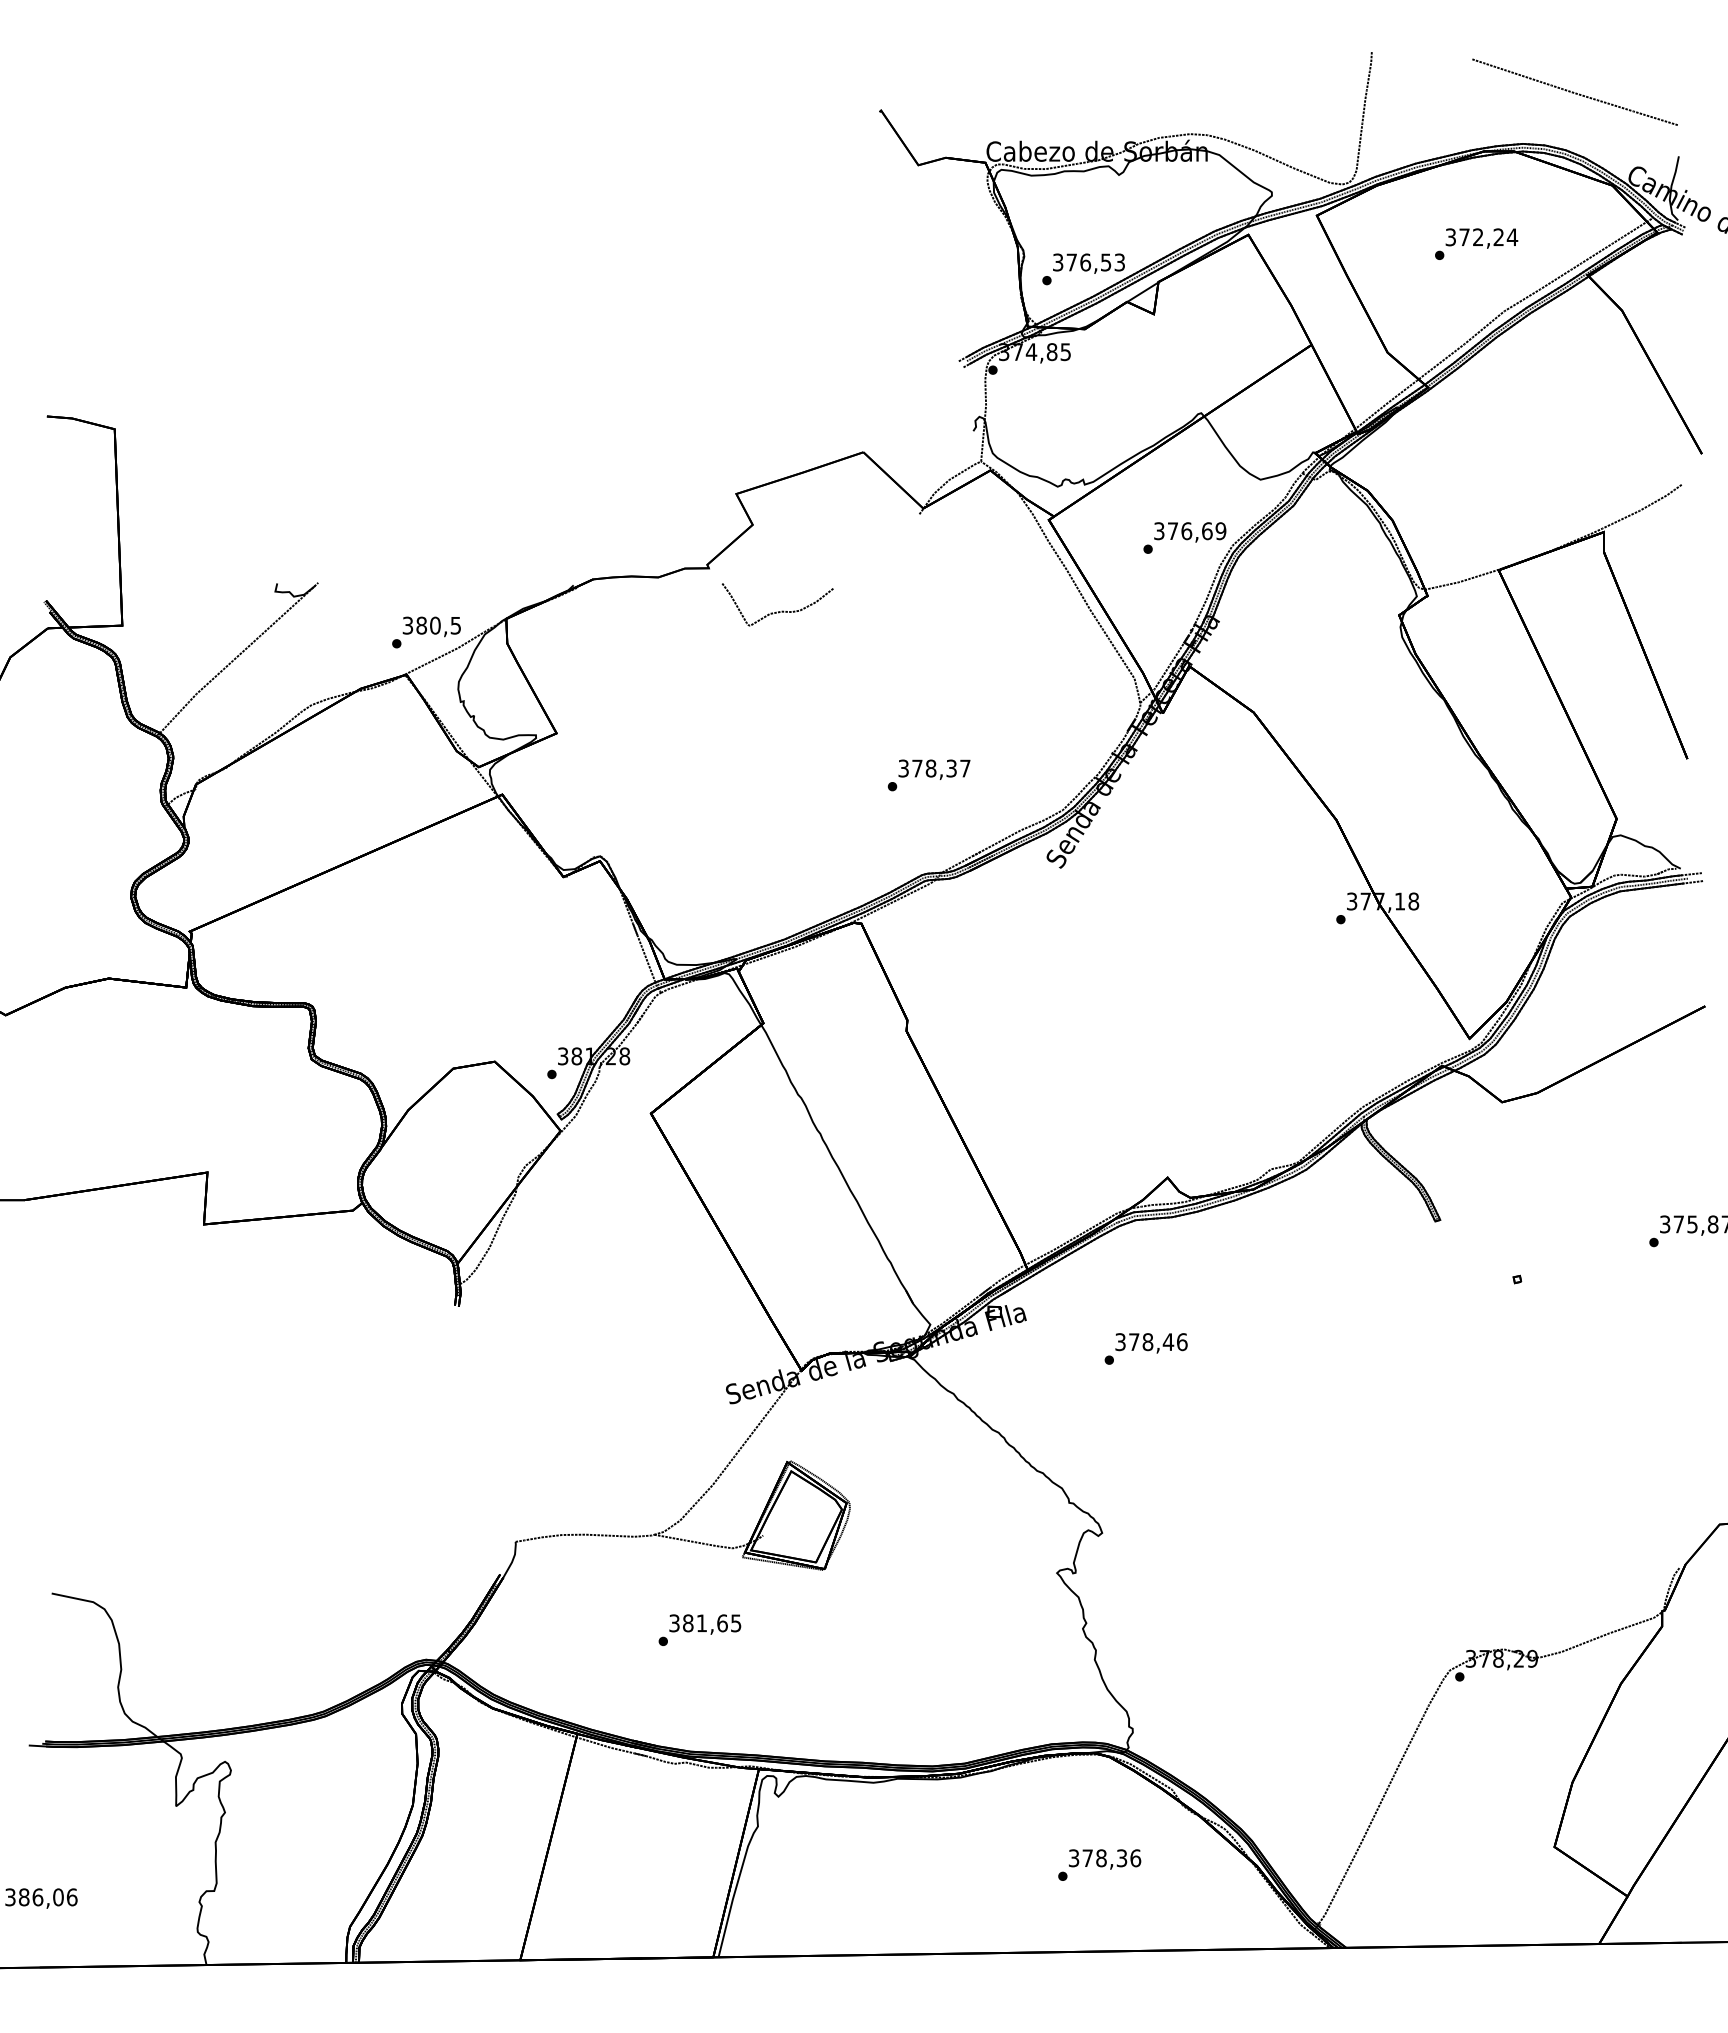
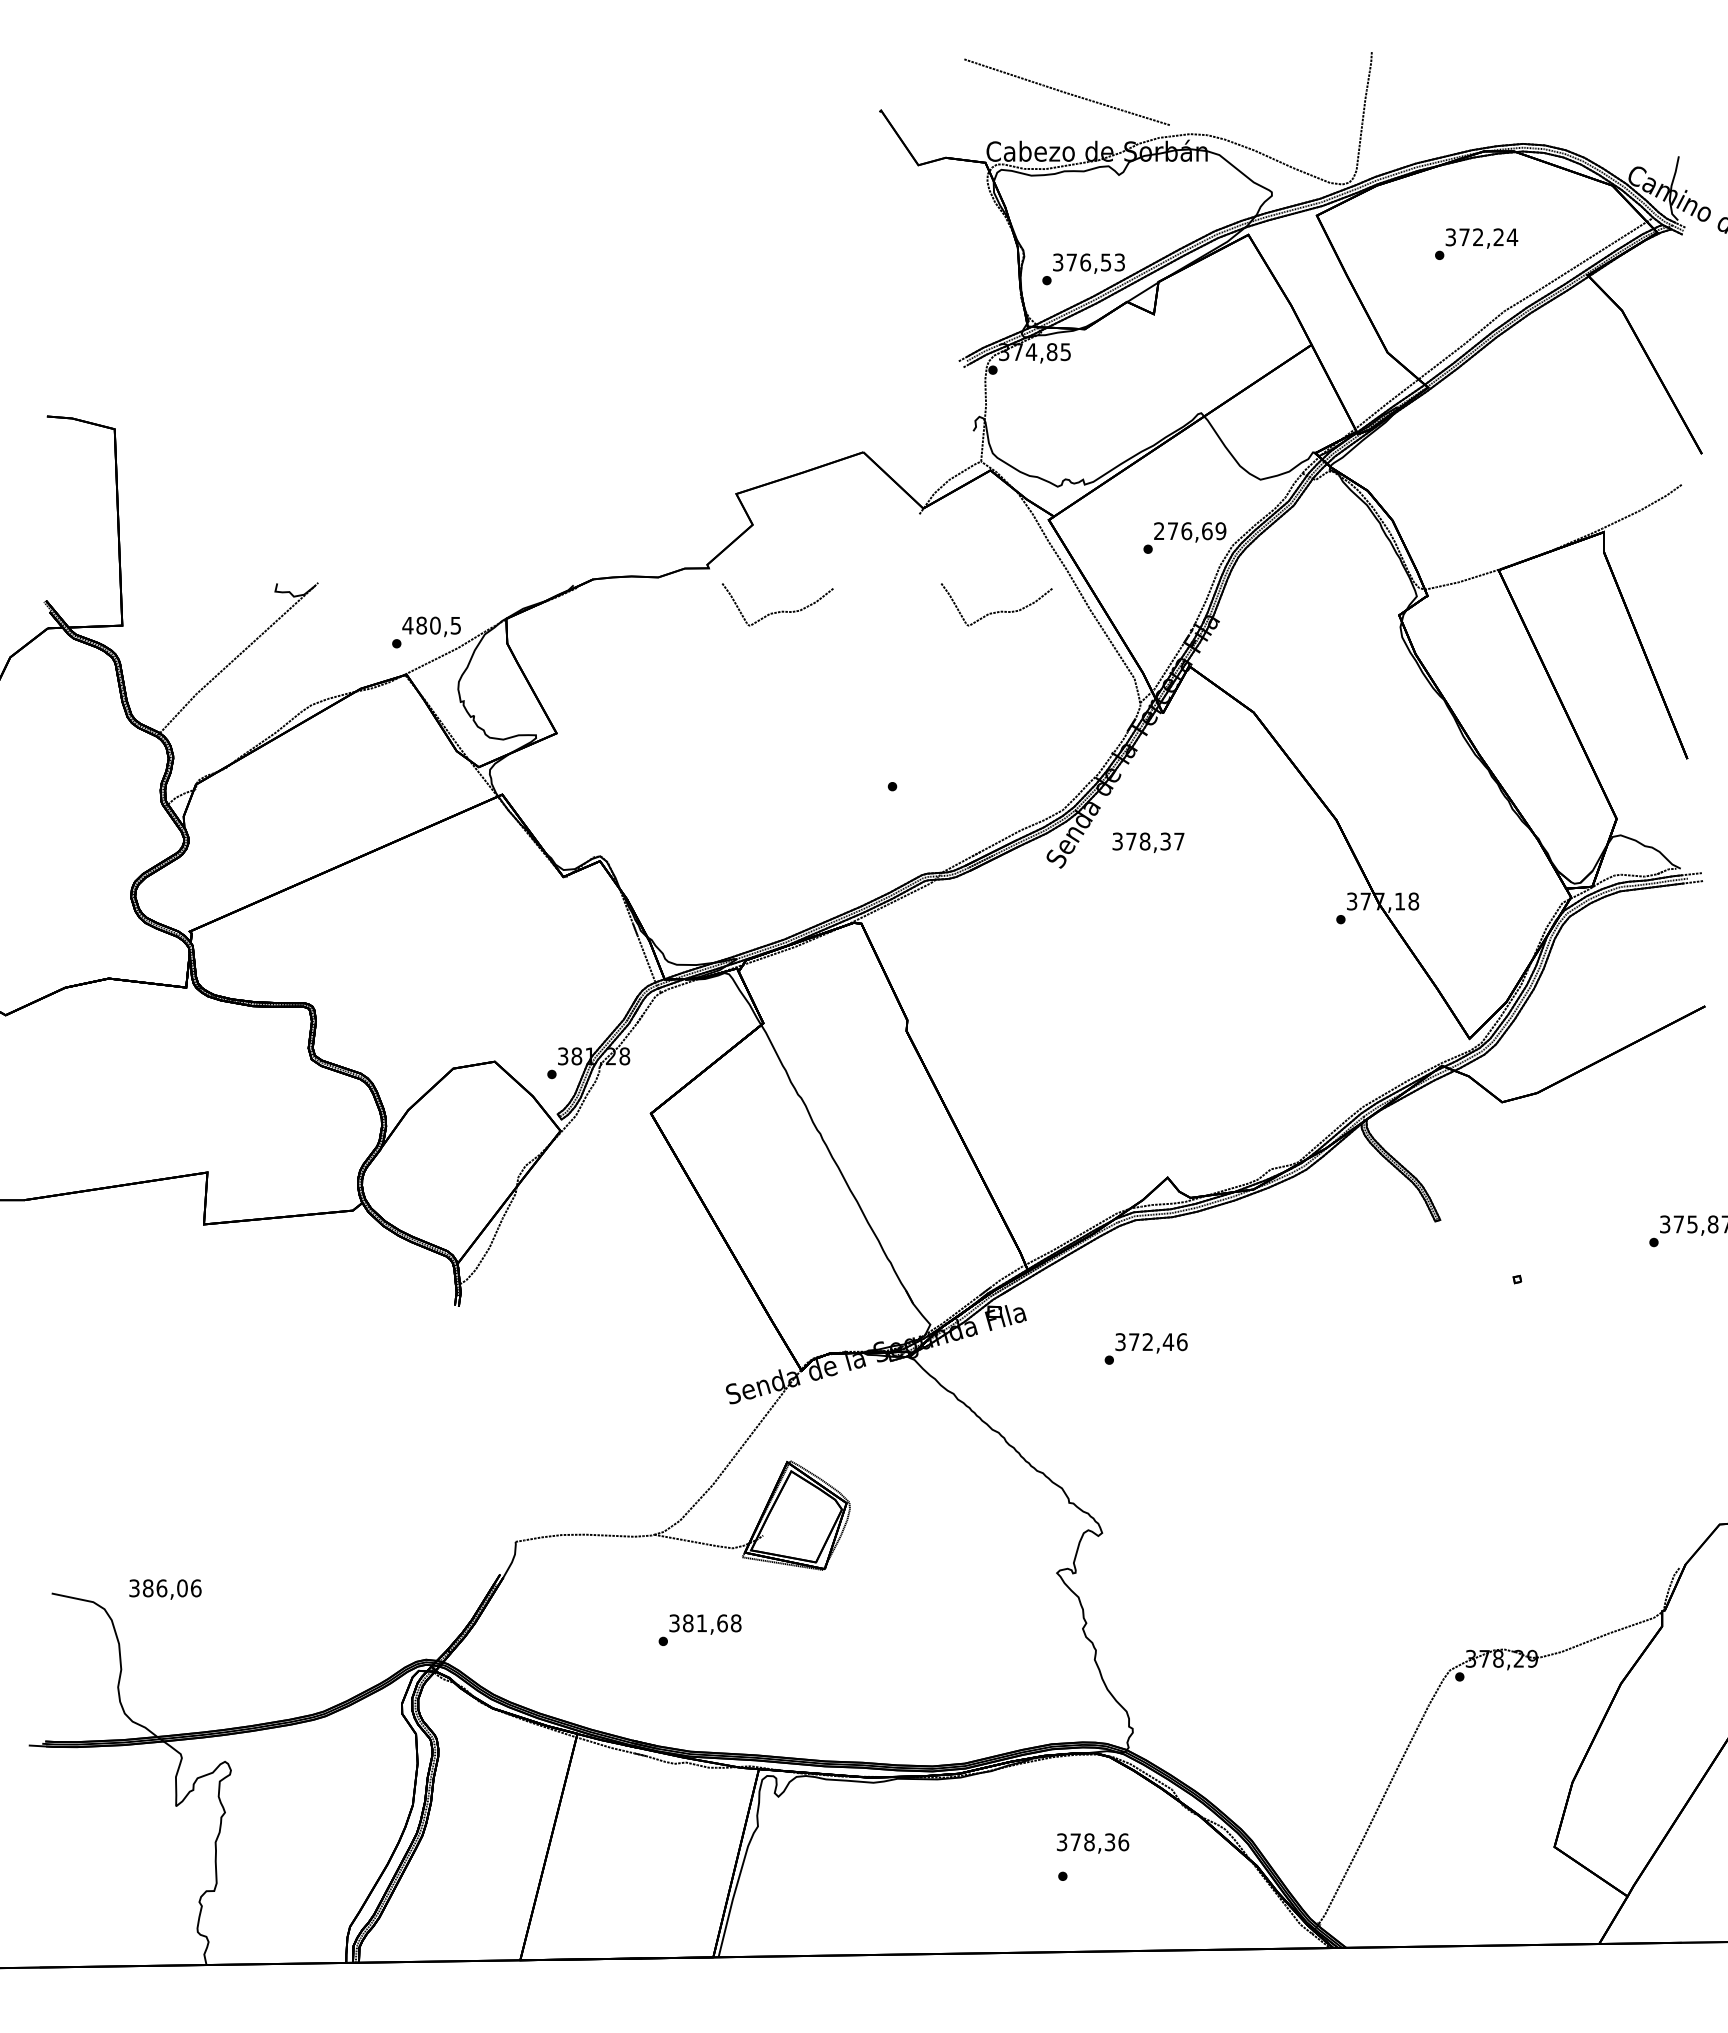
curve position: (1573, 91) -> (1065, 91) (1065, 91)
text: 376,69 -> 276,69 (1159, 531)
curve: none -> present (995, 611)
text: 380,5 -> 480,5 (407, 625)
text position: (934, 769) -> (1148, 842) (1148, 842)
text: 378,46 -> 372,46 (1147, 1342)
text: 381,65 -> 381,68 (735, 1623)
text position: (1105, 1859) -> (1093, 1843) (1093, 1843)
text position: (41, 1898) -> (165, 1589) (165, 1589)
